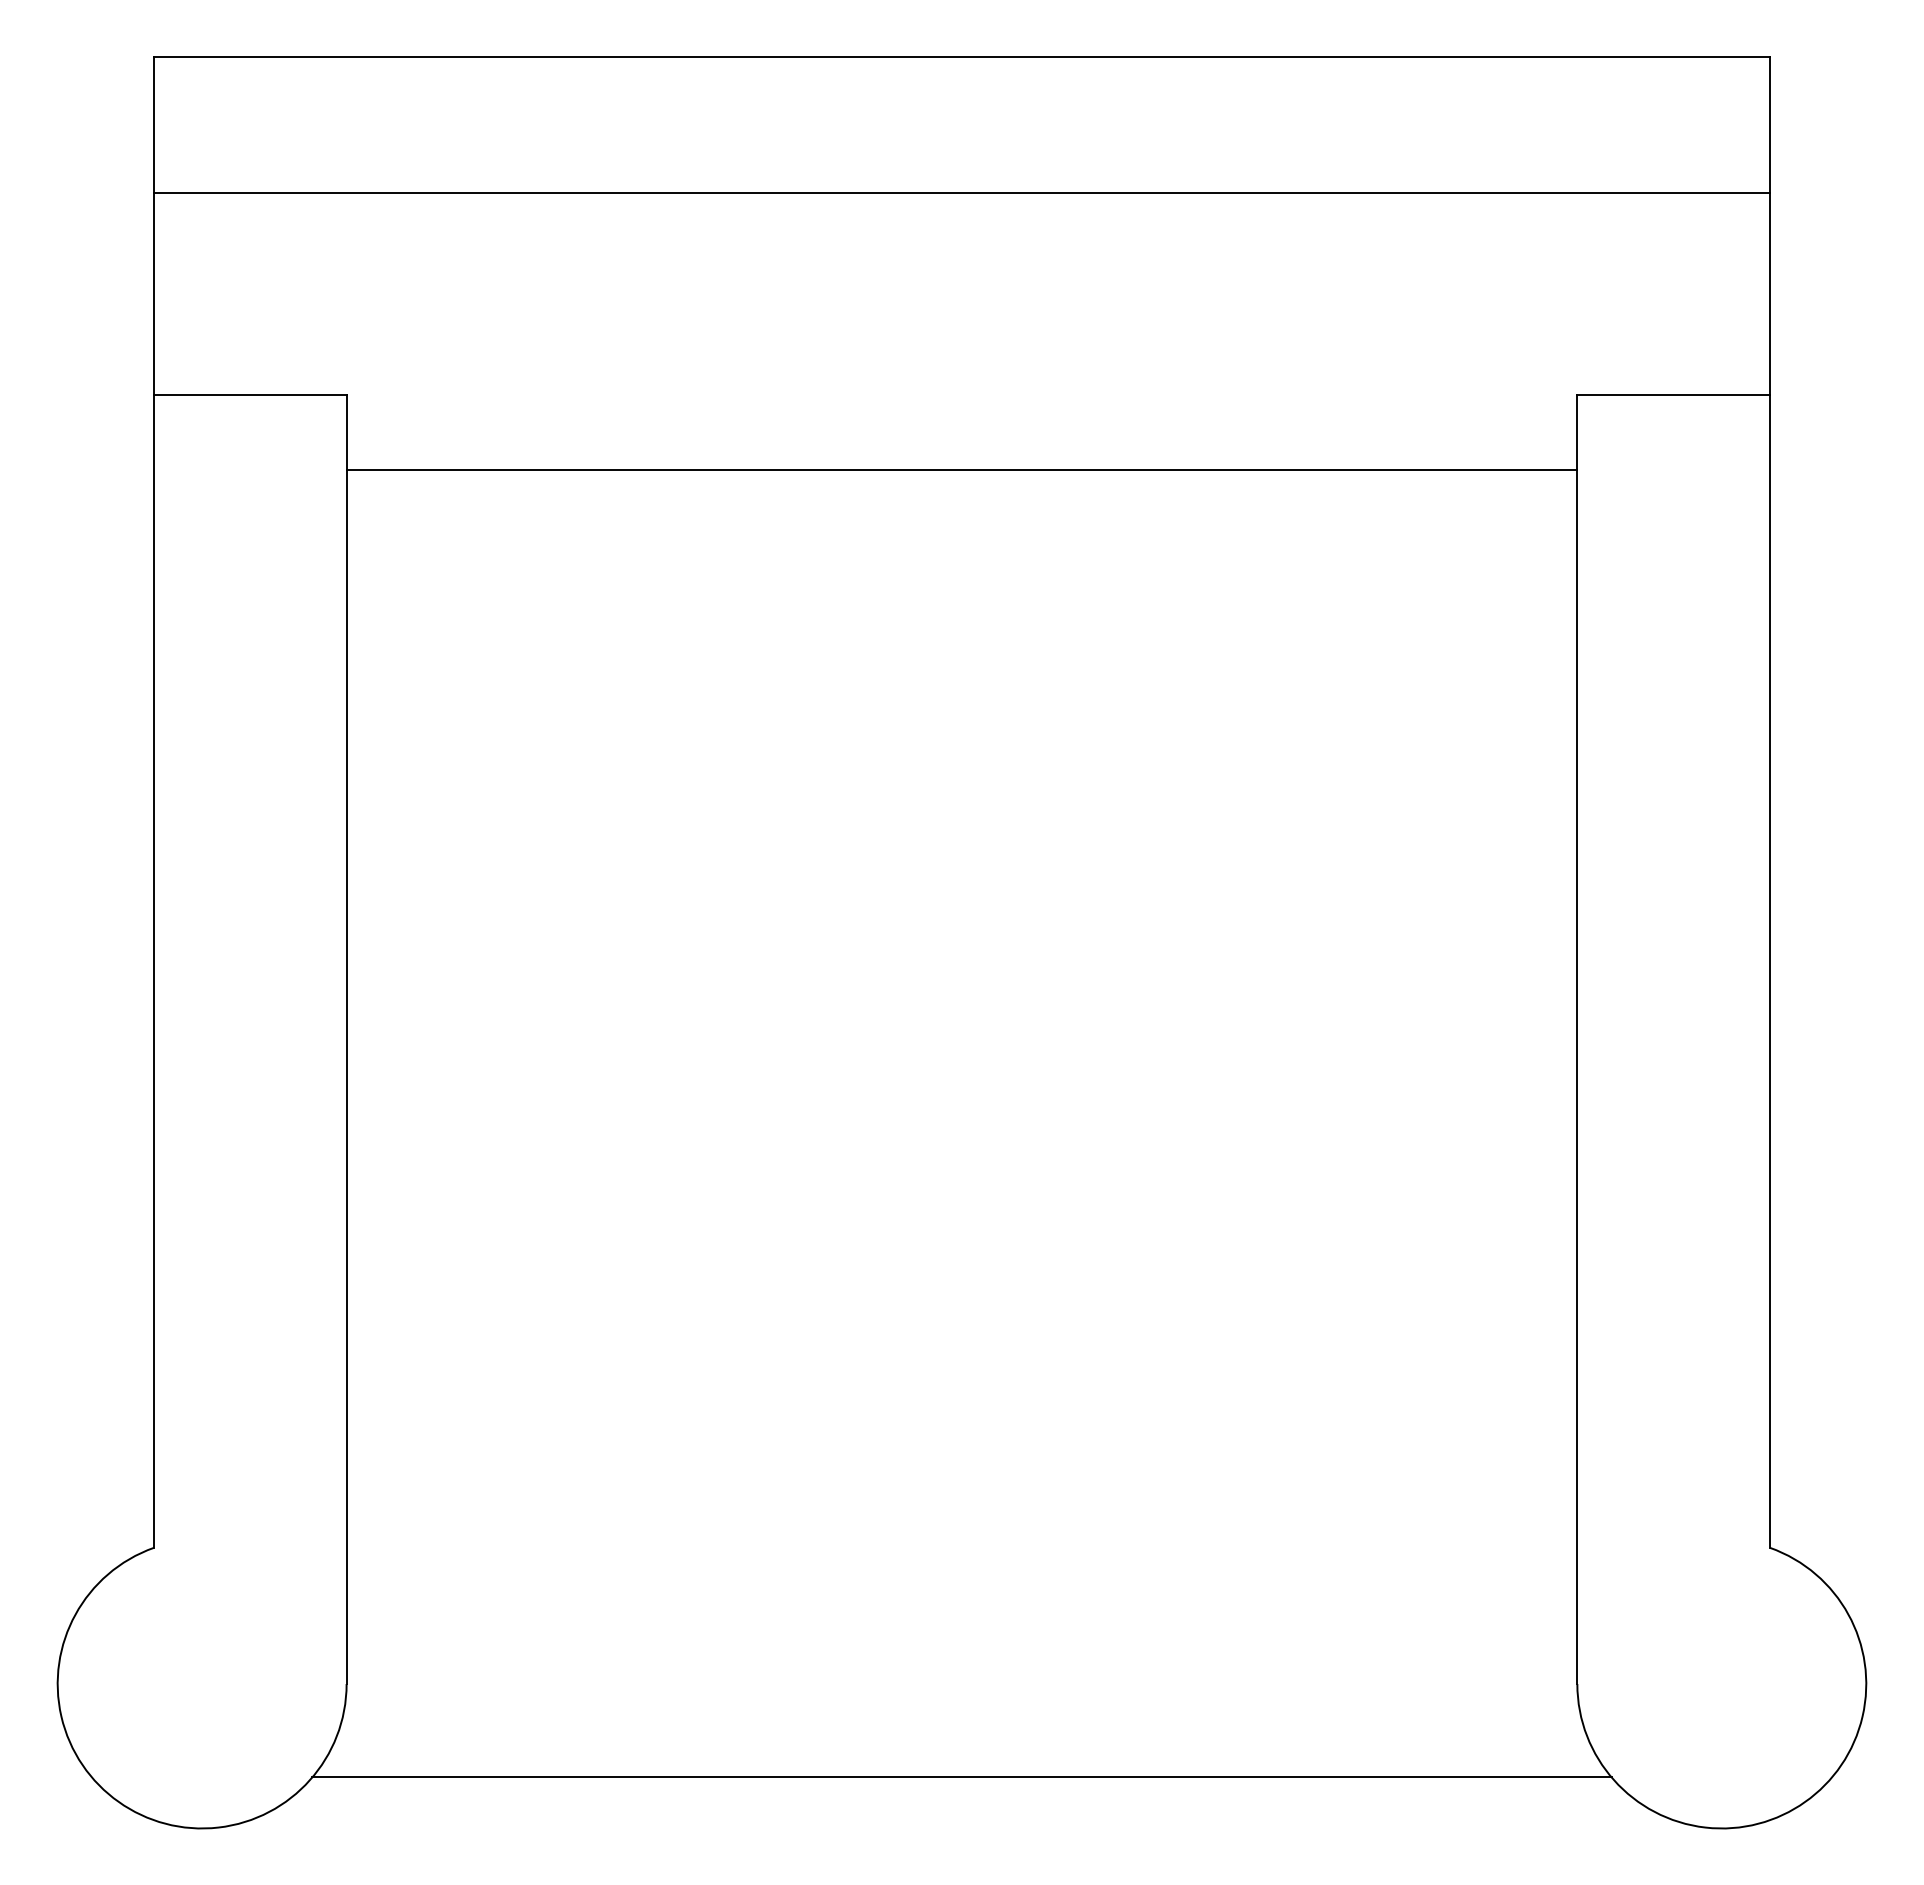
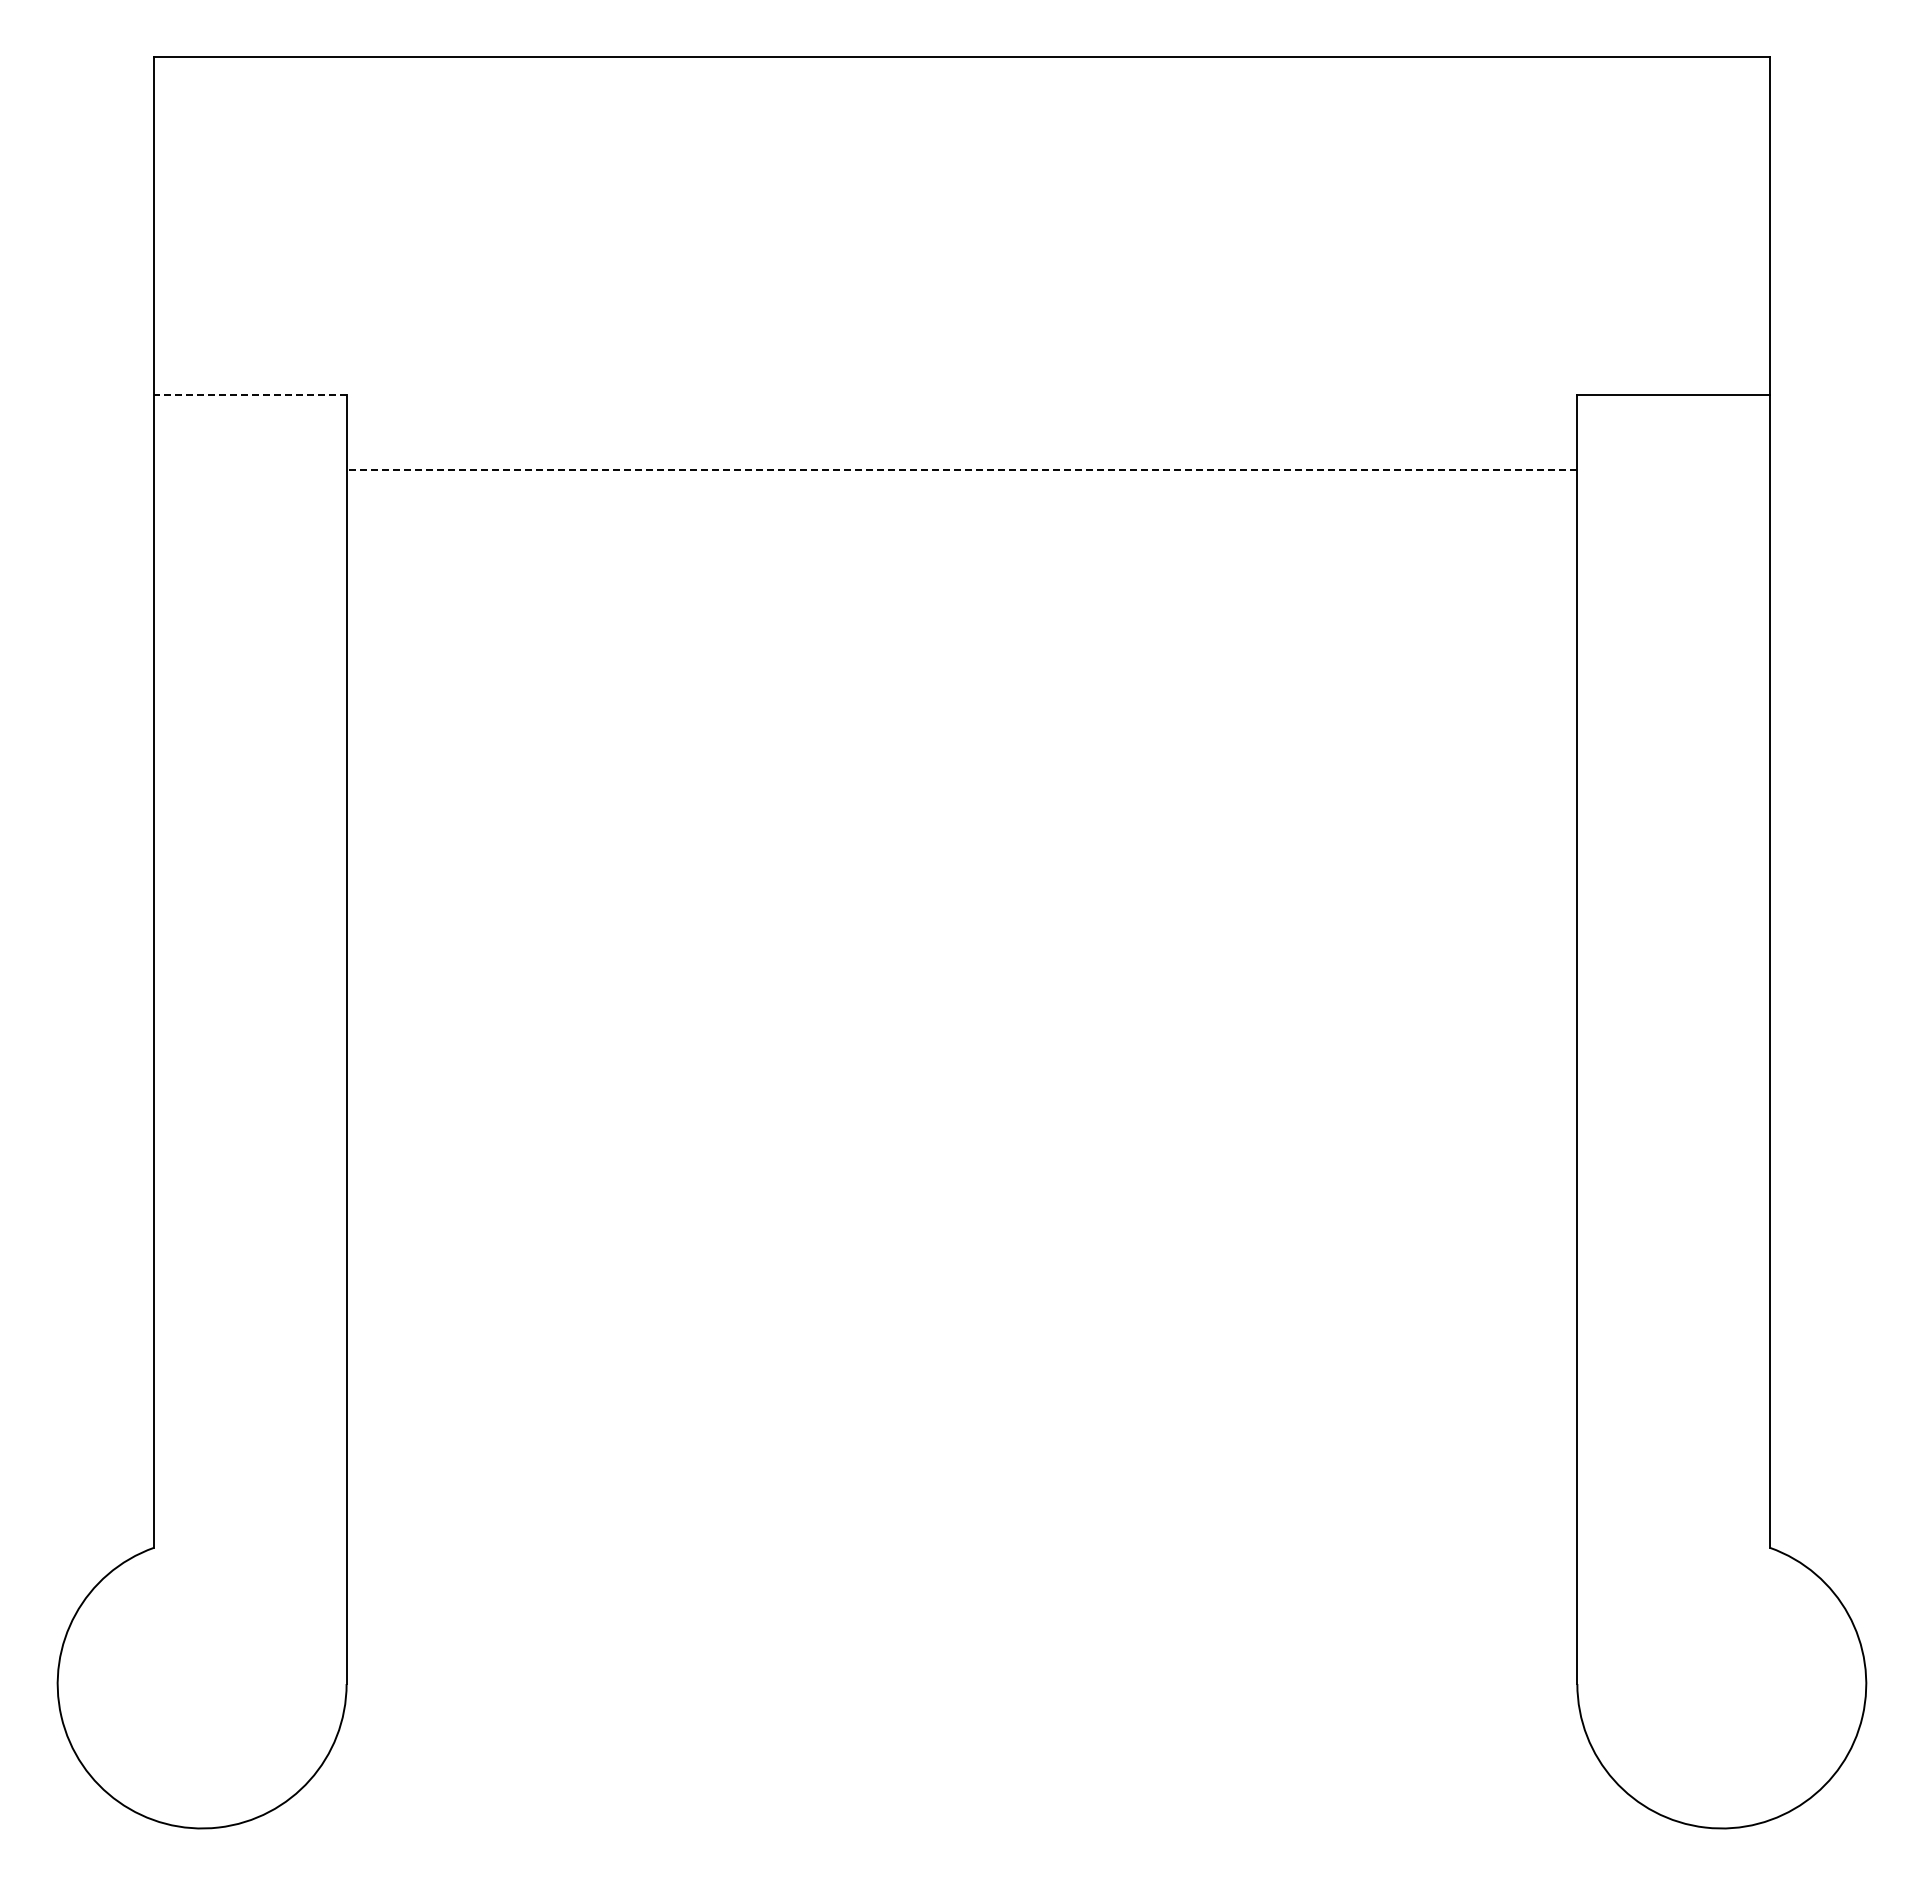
line: present -> none (961, 193)
line: solid -> dashed (249, 395)
line: solid -> dashed (961, 469)
line: present -> none (961, 1777)
